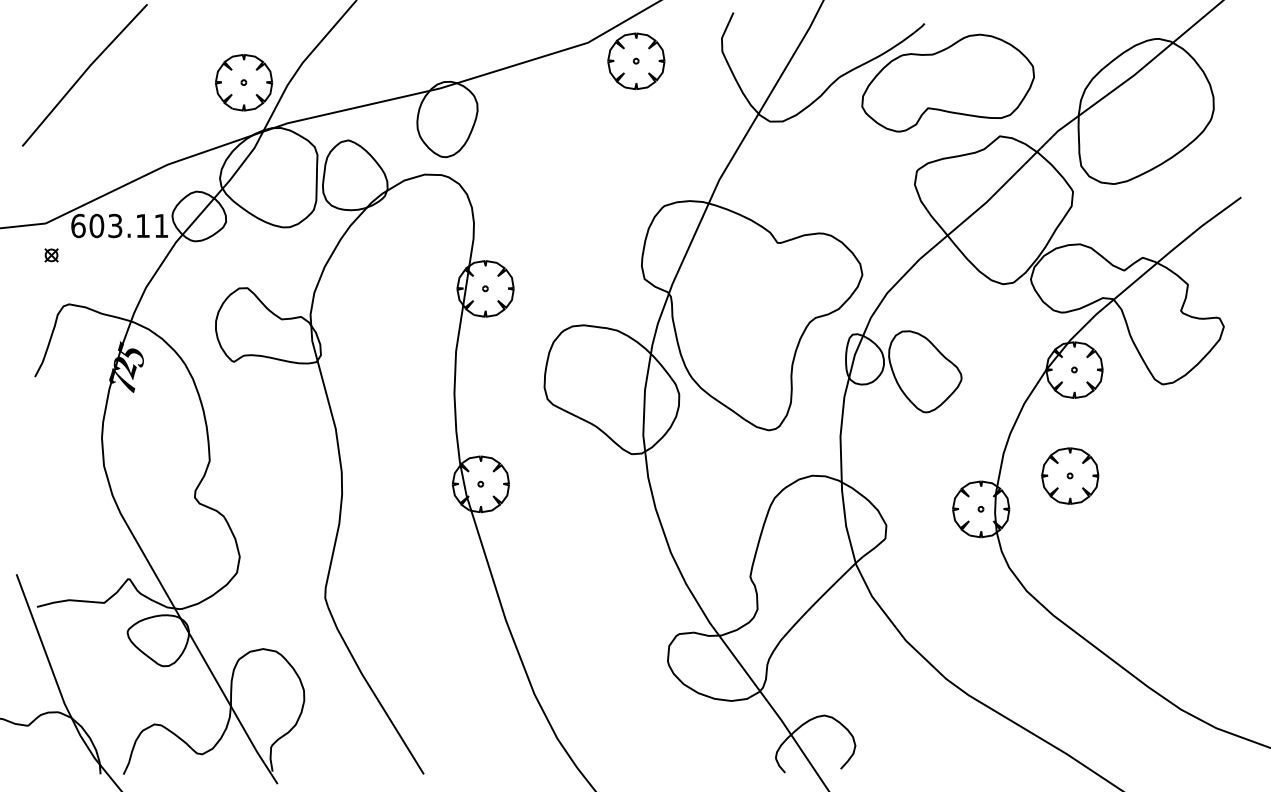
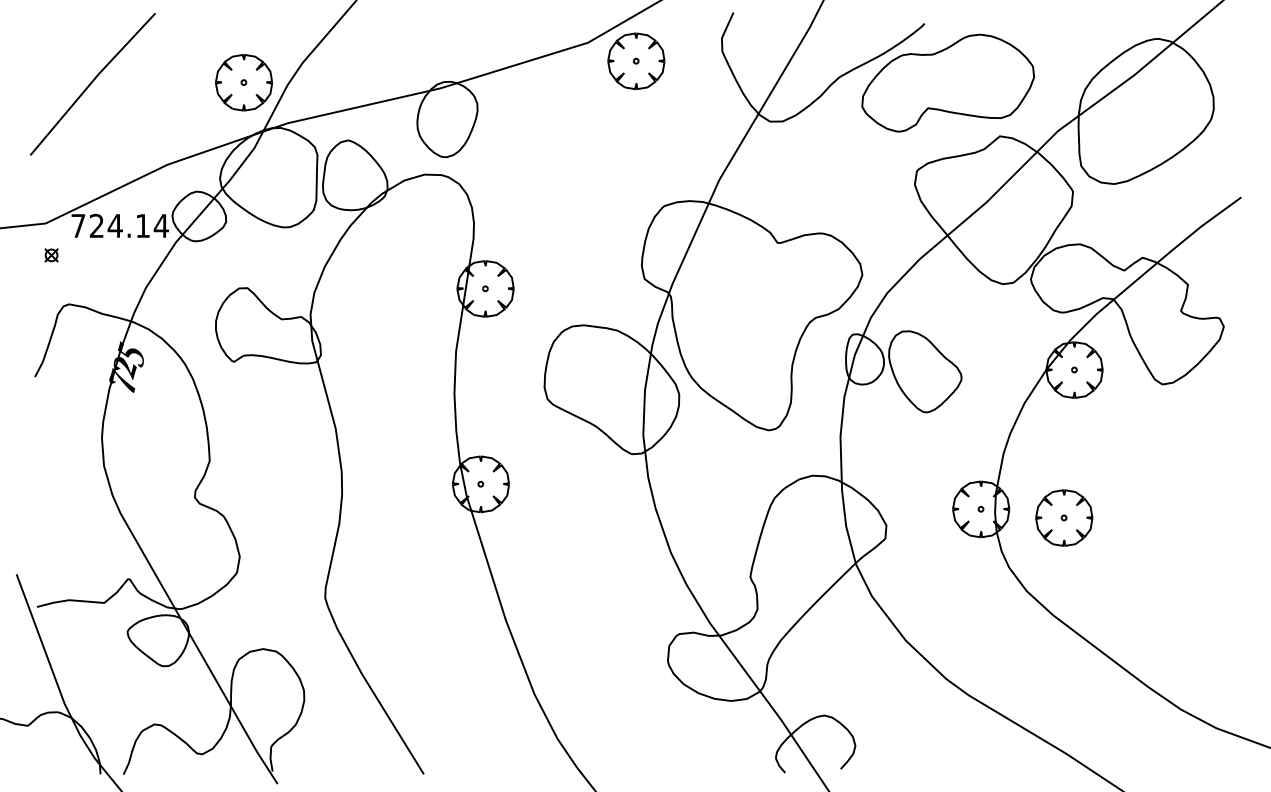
line position: (84, 74) -> (92, 83) (92, 83)
text: 603.11 -> 724.14 (120, 225)
part position: (1070, 475) -> (1064, 517) (1064, 517)
